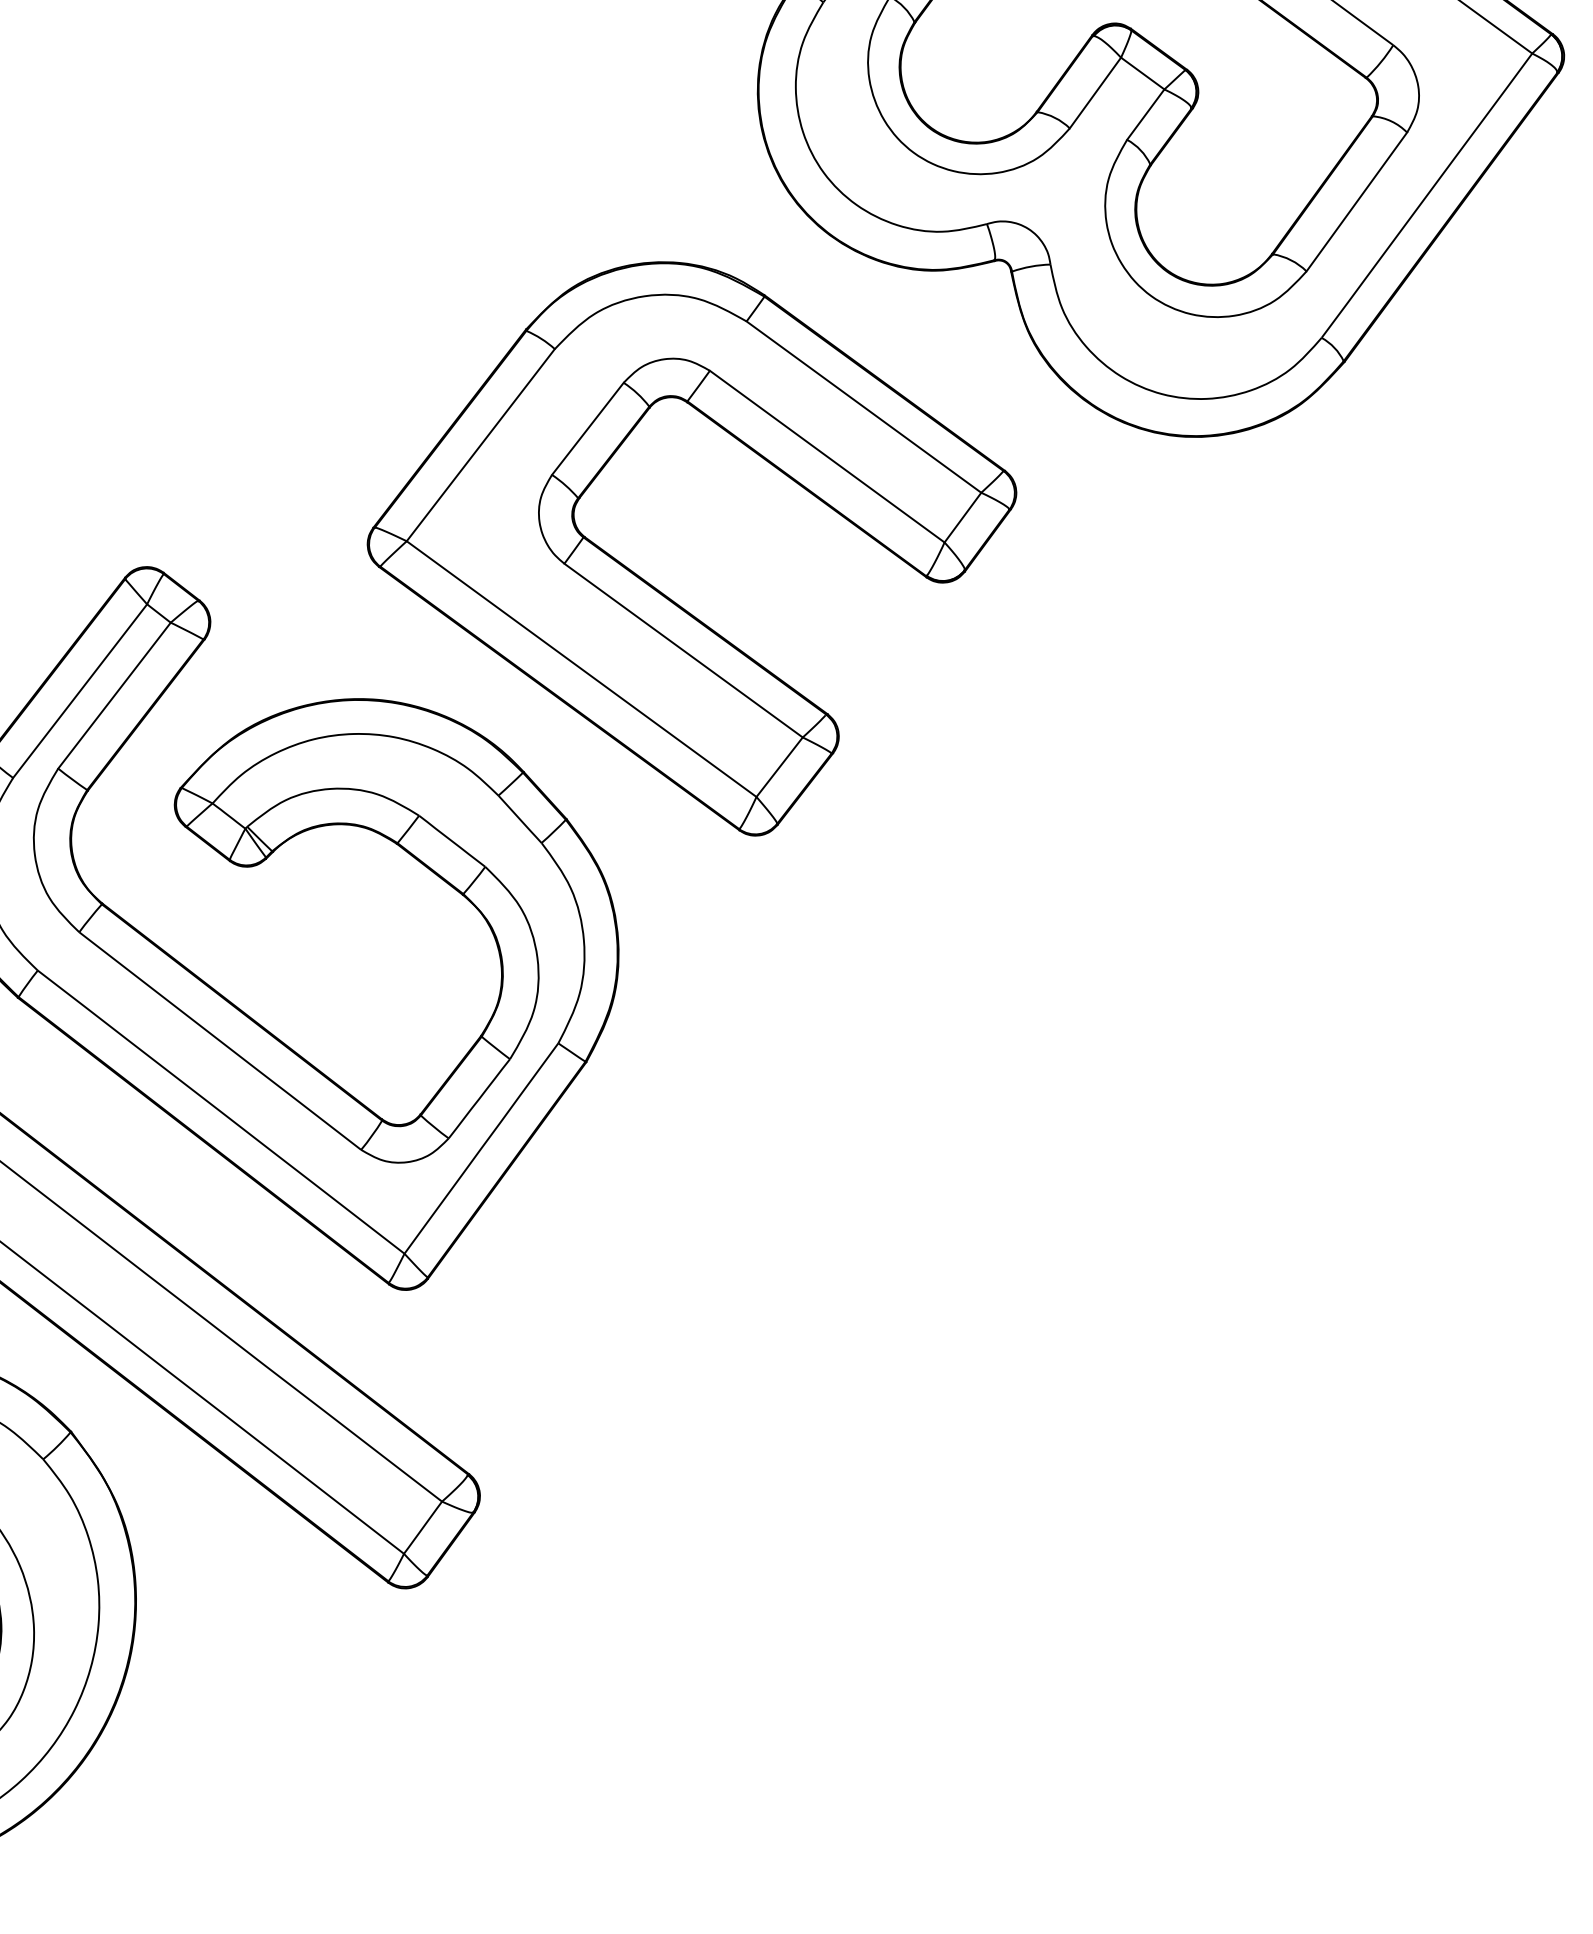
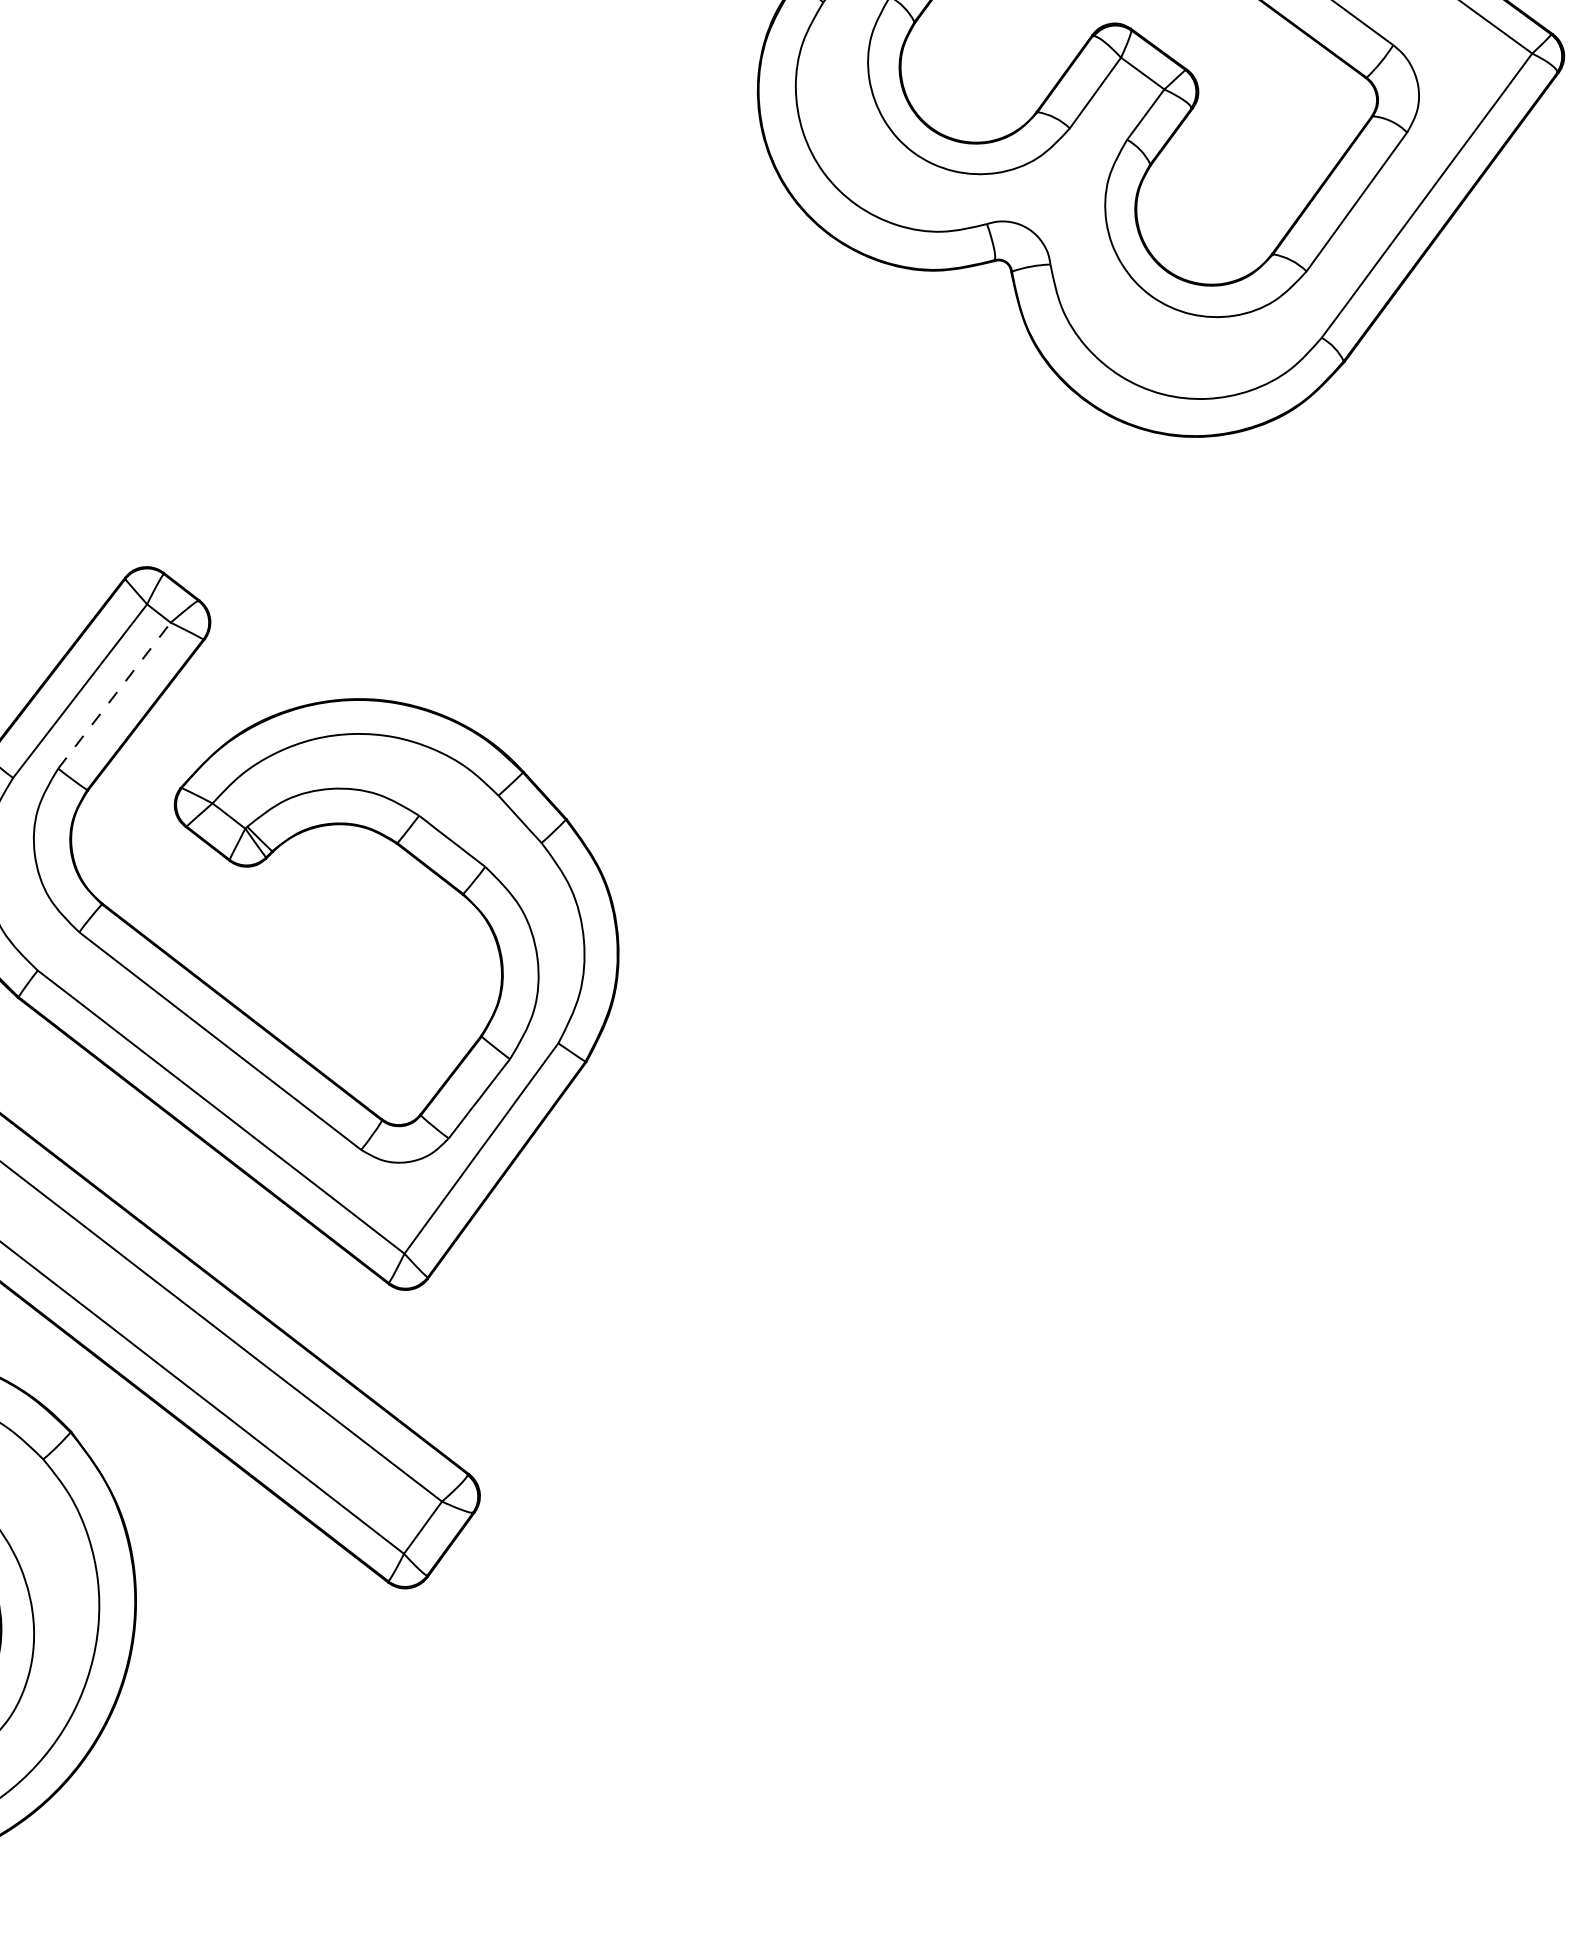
part: present -> none (661, 591)
line: solid -> dashed (114, 695)
